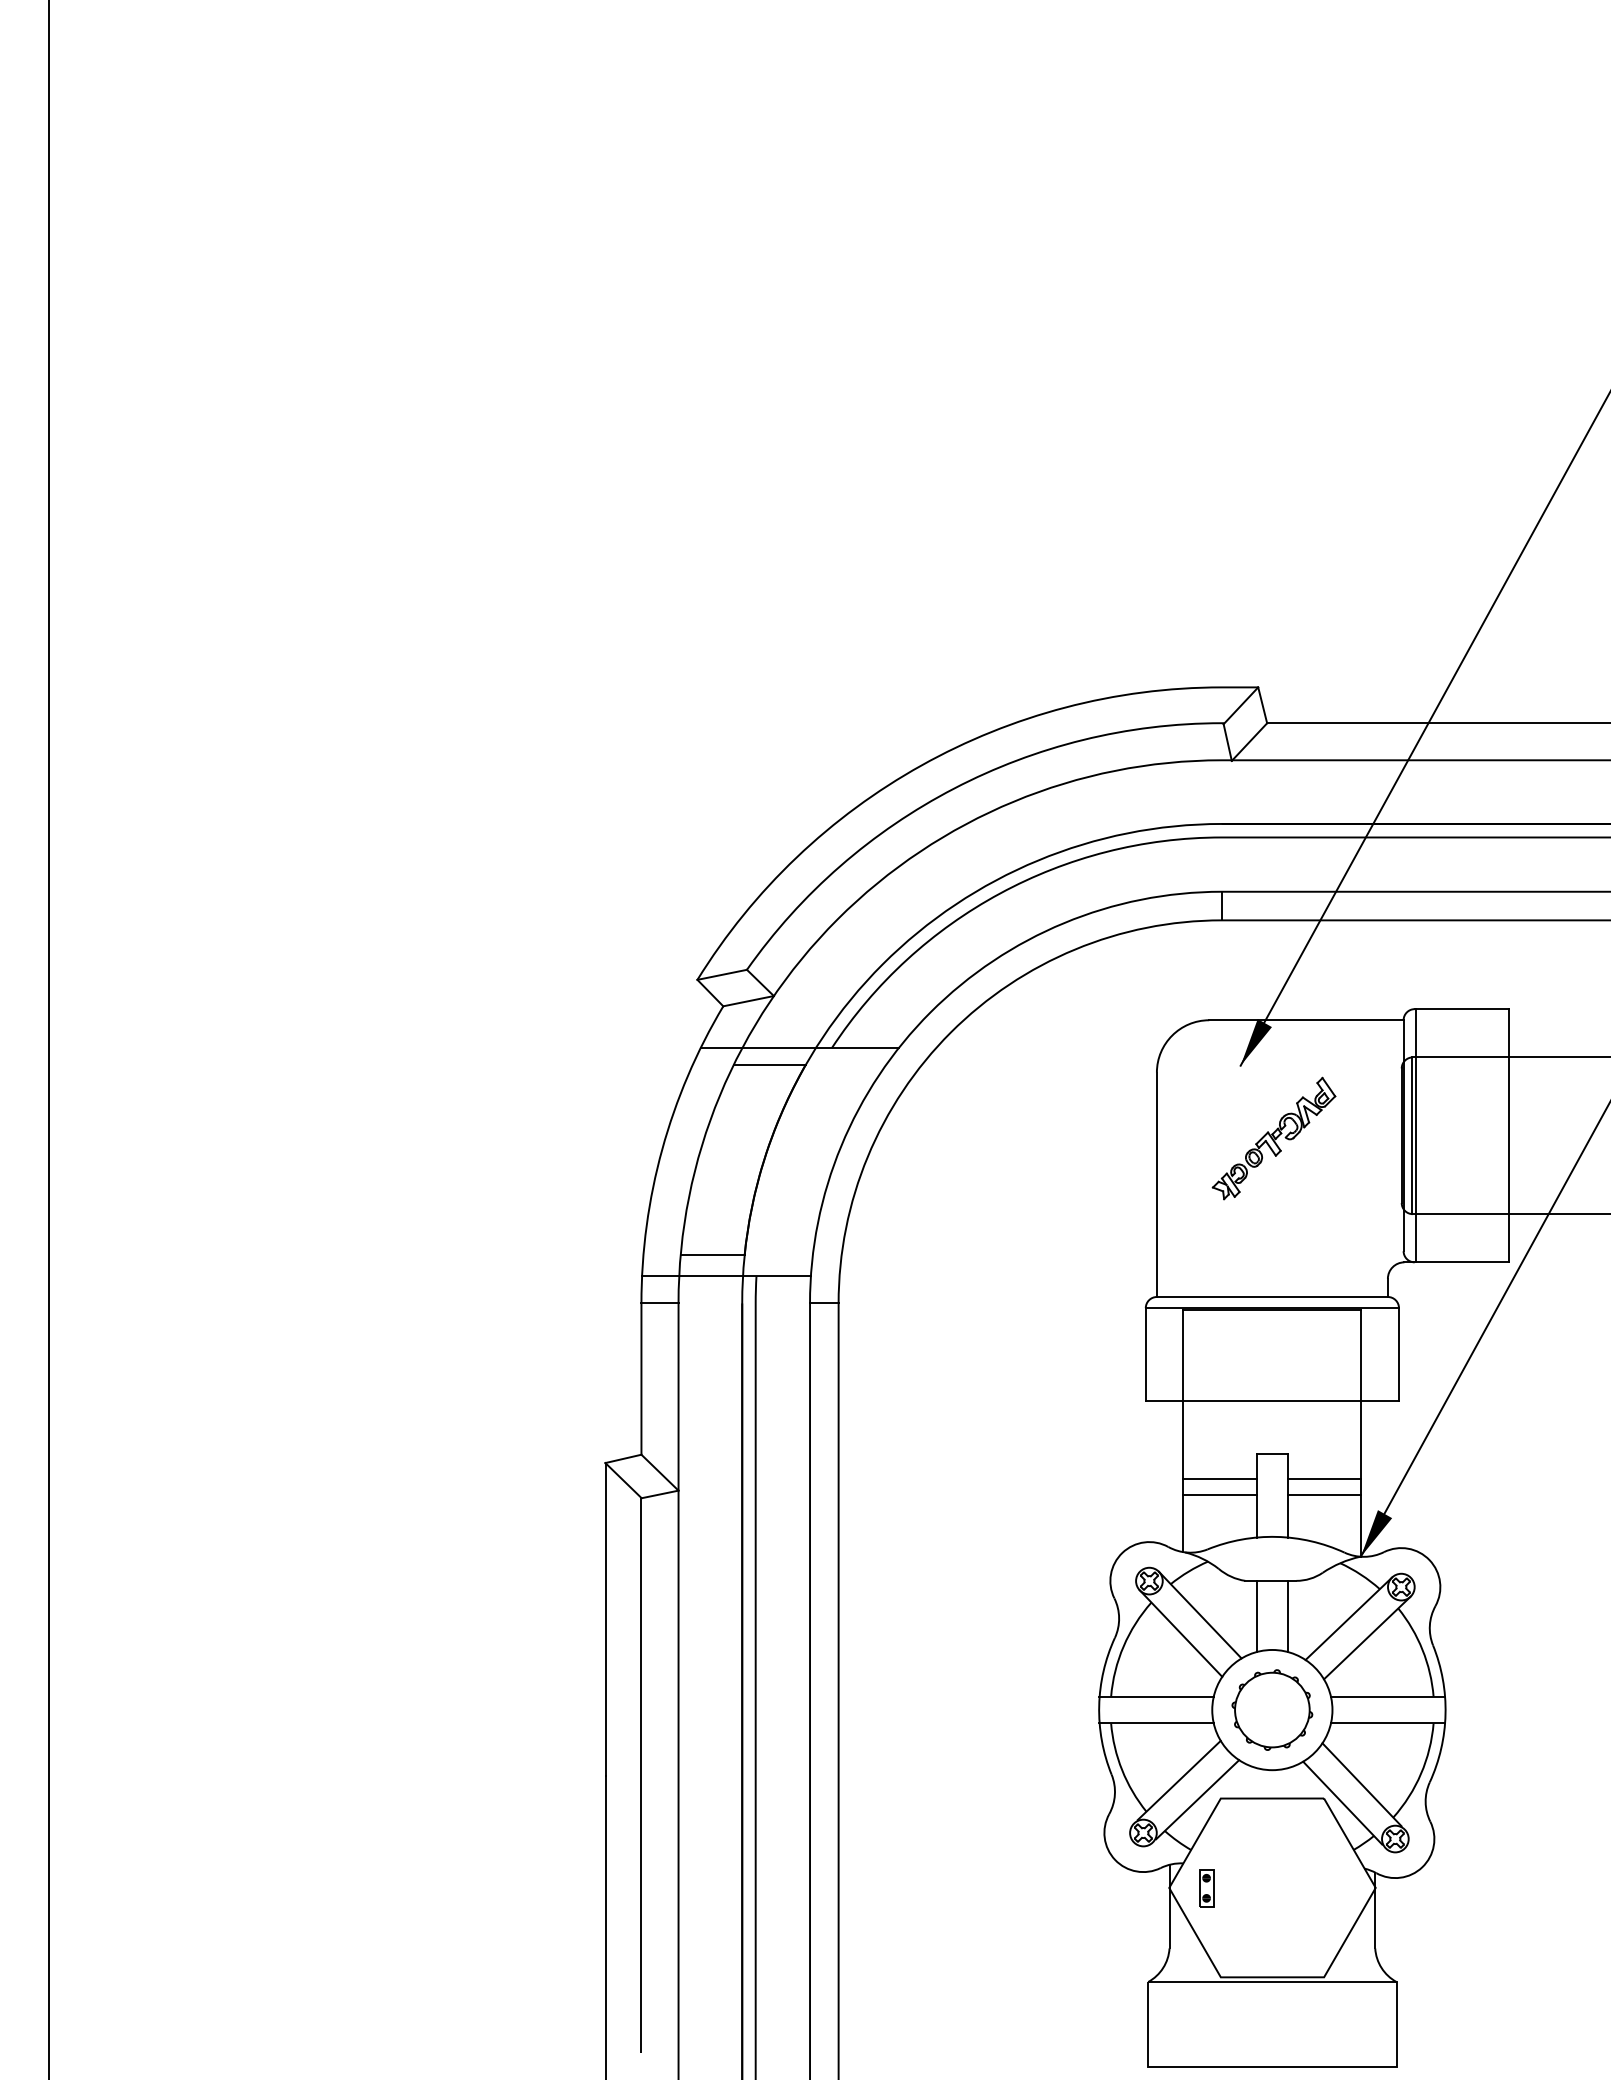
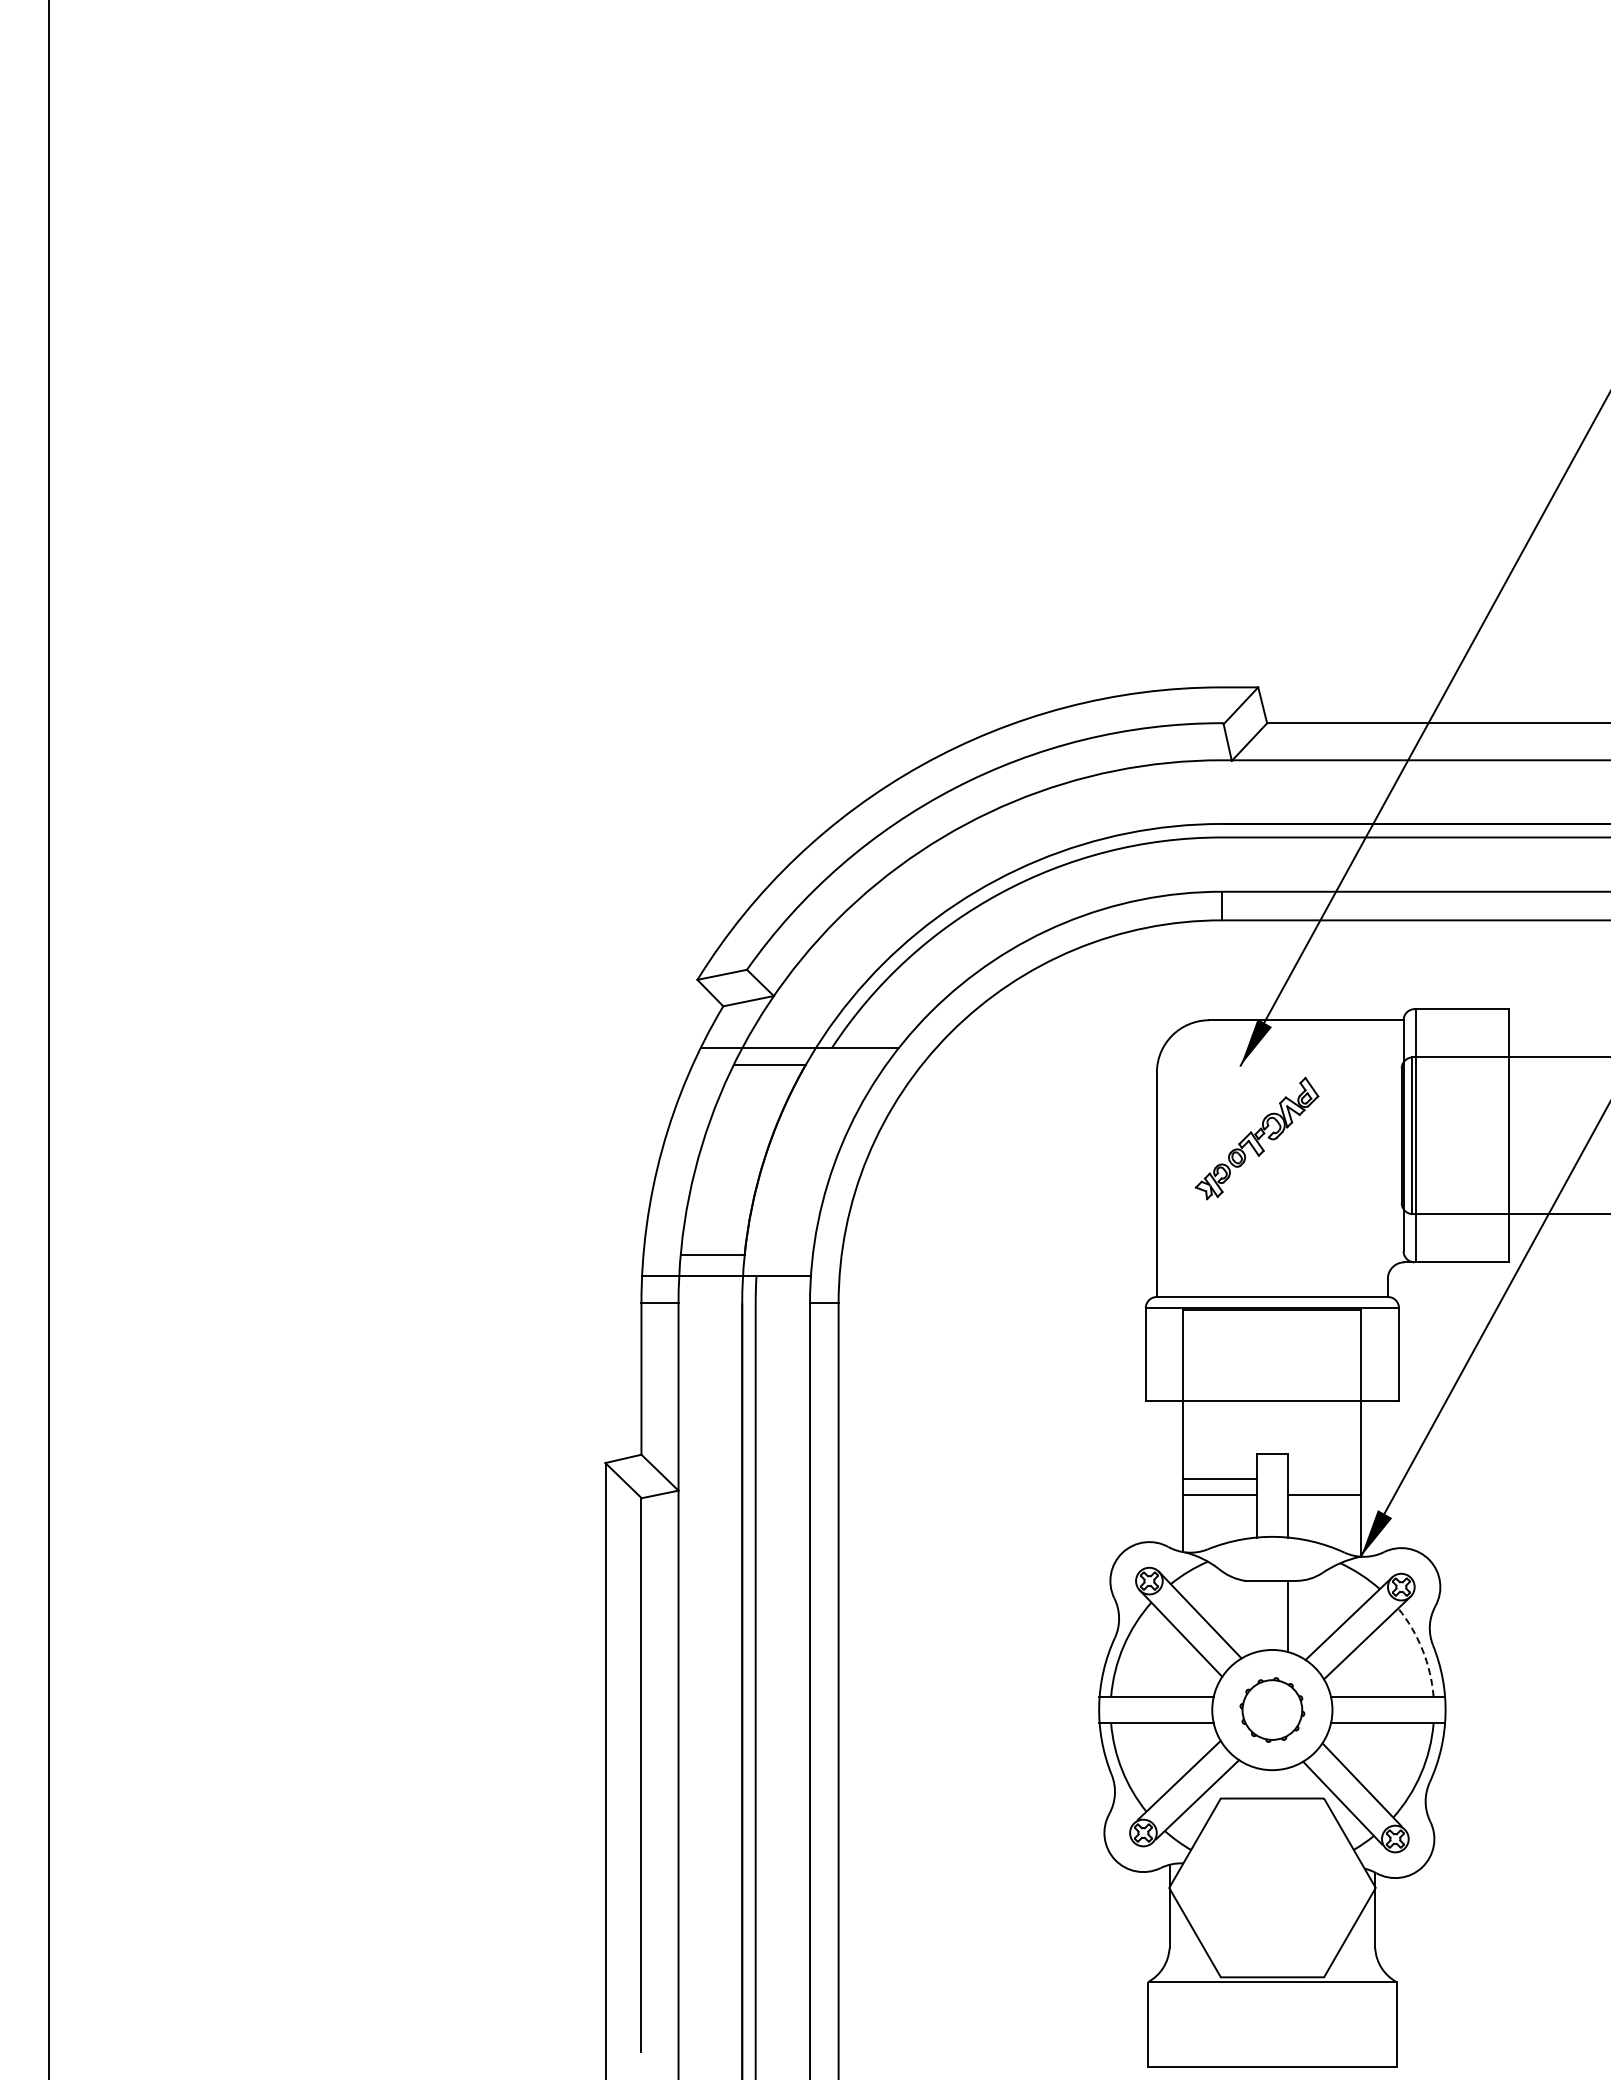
part position: (1273, 1138) -> (1256, 1138) (1256, 1138)
line: present -> none (1324, 1479)
line: present -> none (1256, 1616)
arc: solid -> dashed (1422, 1649)
part size: 83x82 px -> 67x66 px (1272, 1709)
part: present -> none (1206, 1888)
